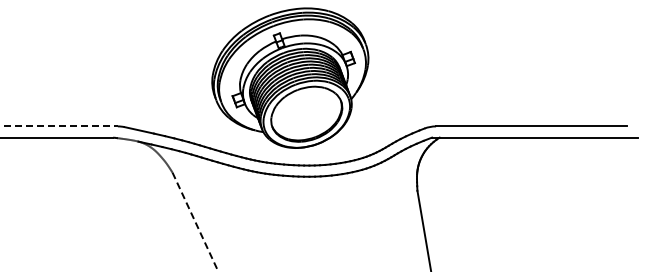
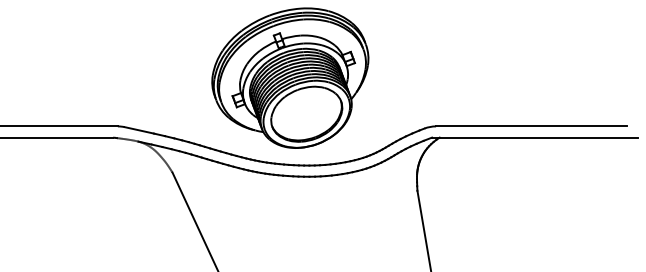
line: dashed -> solid (58, 126)
line: dashed -> solid (195, 222)
